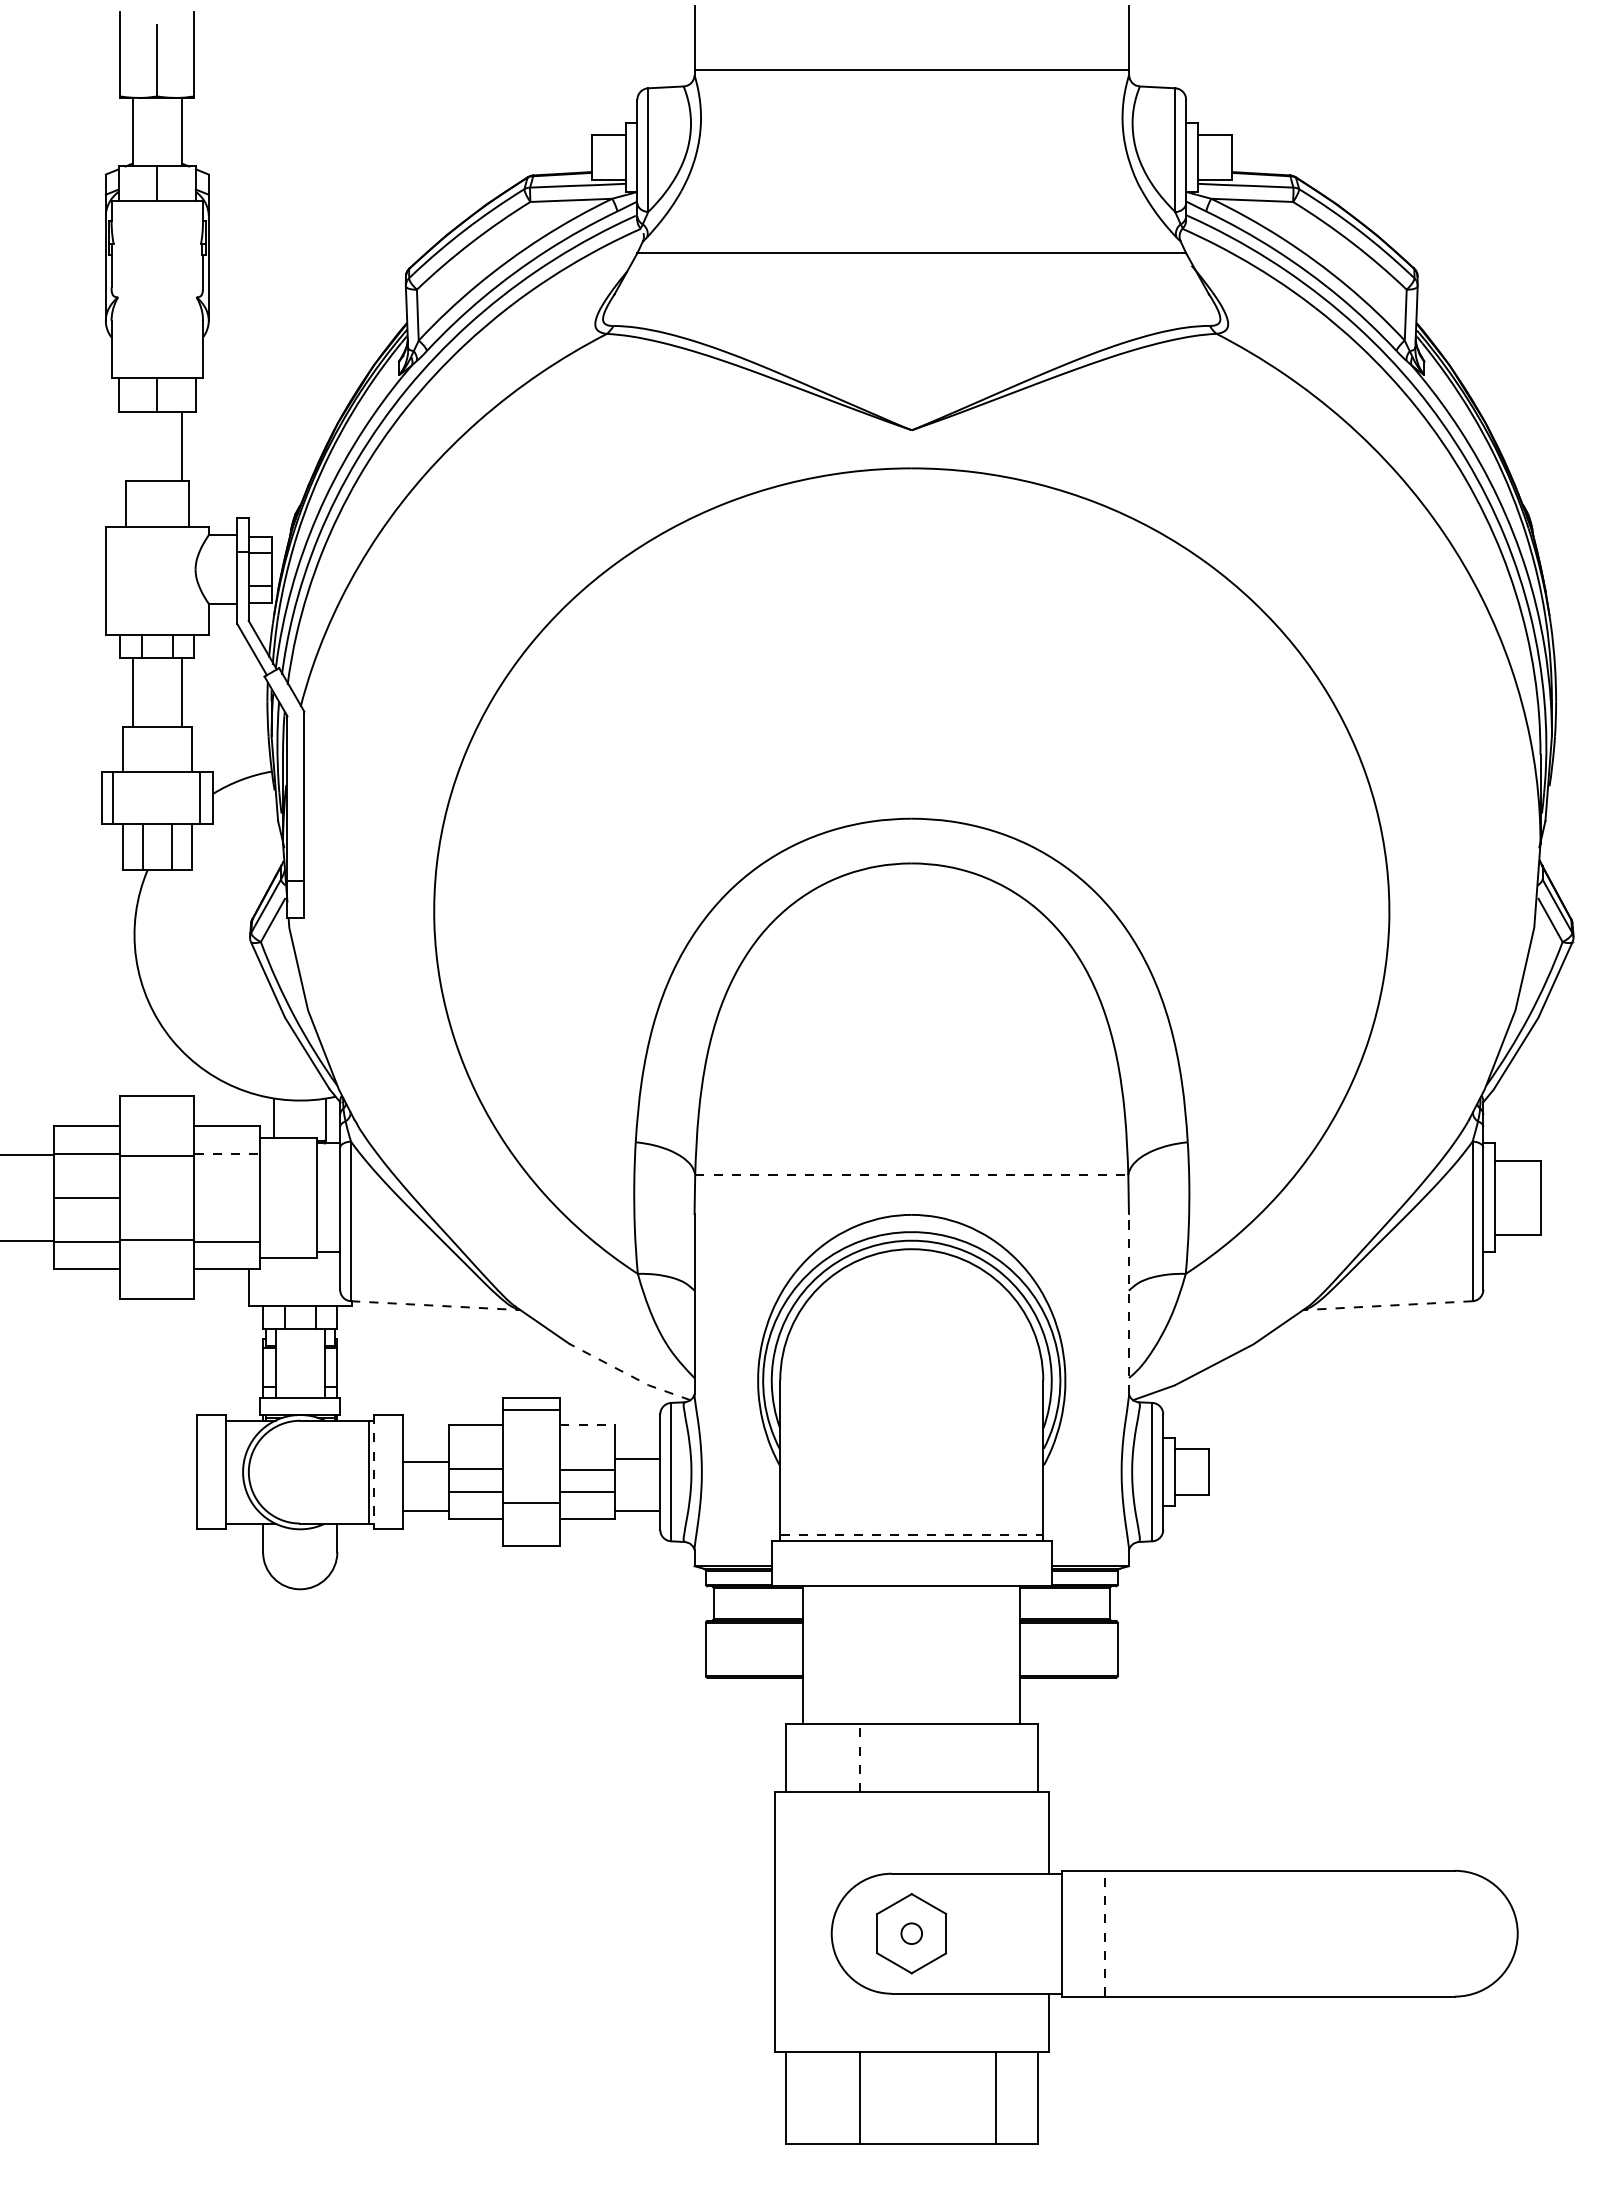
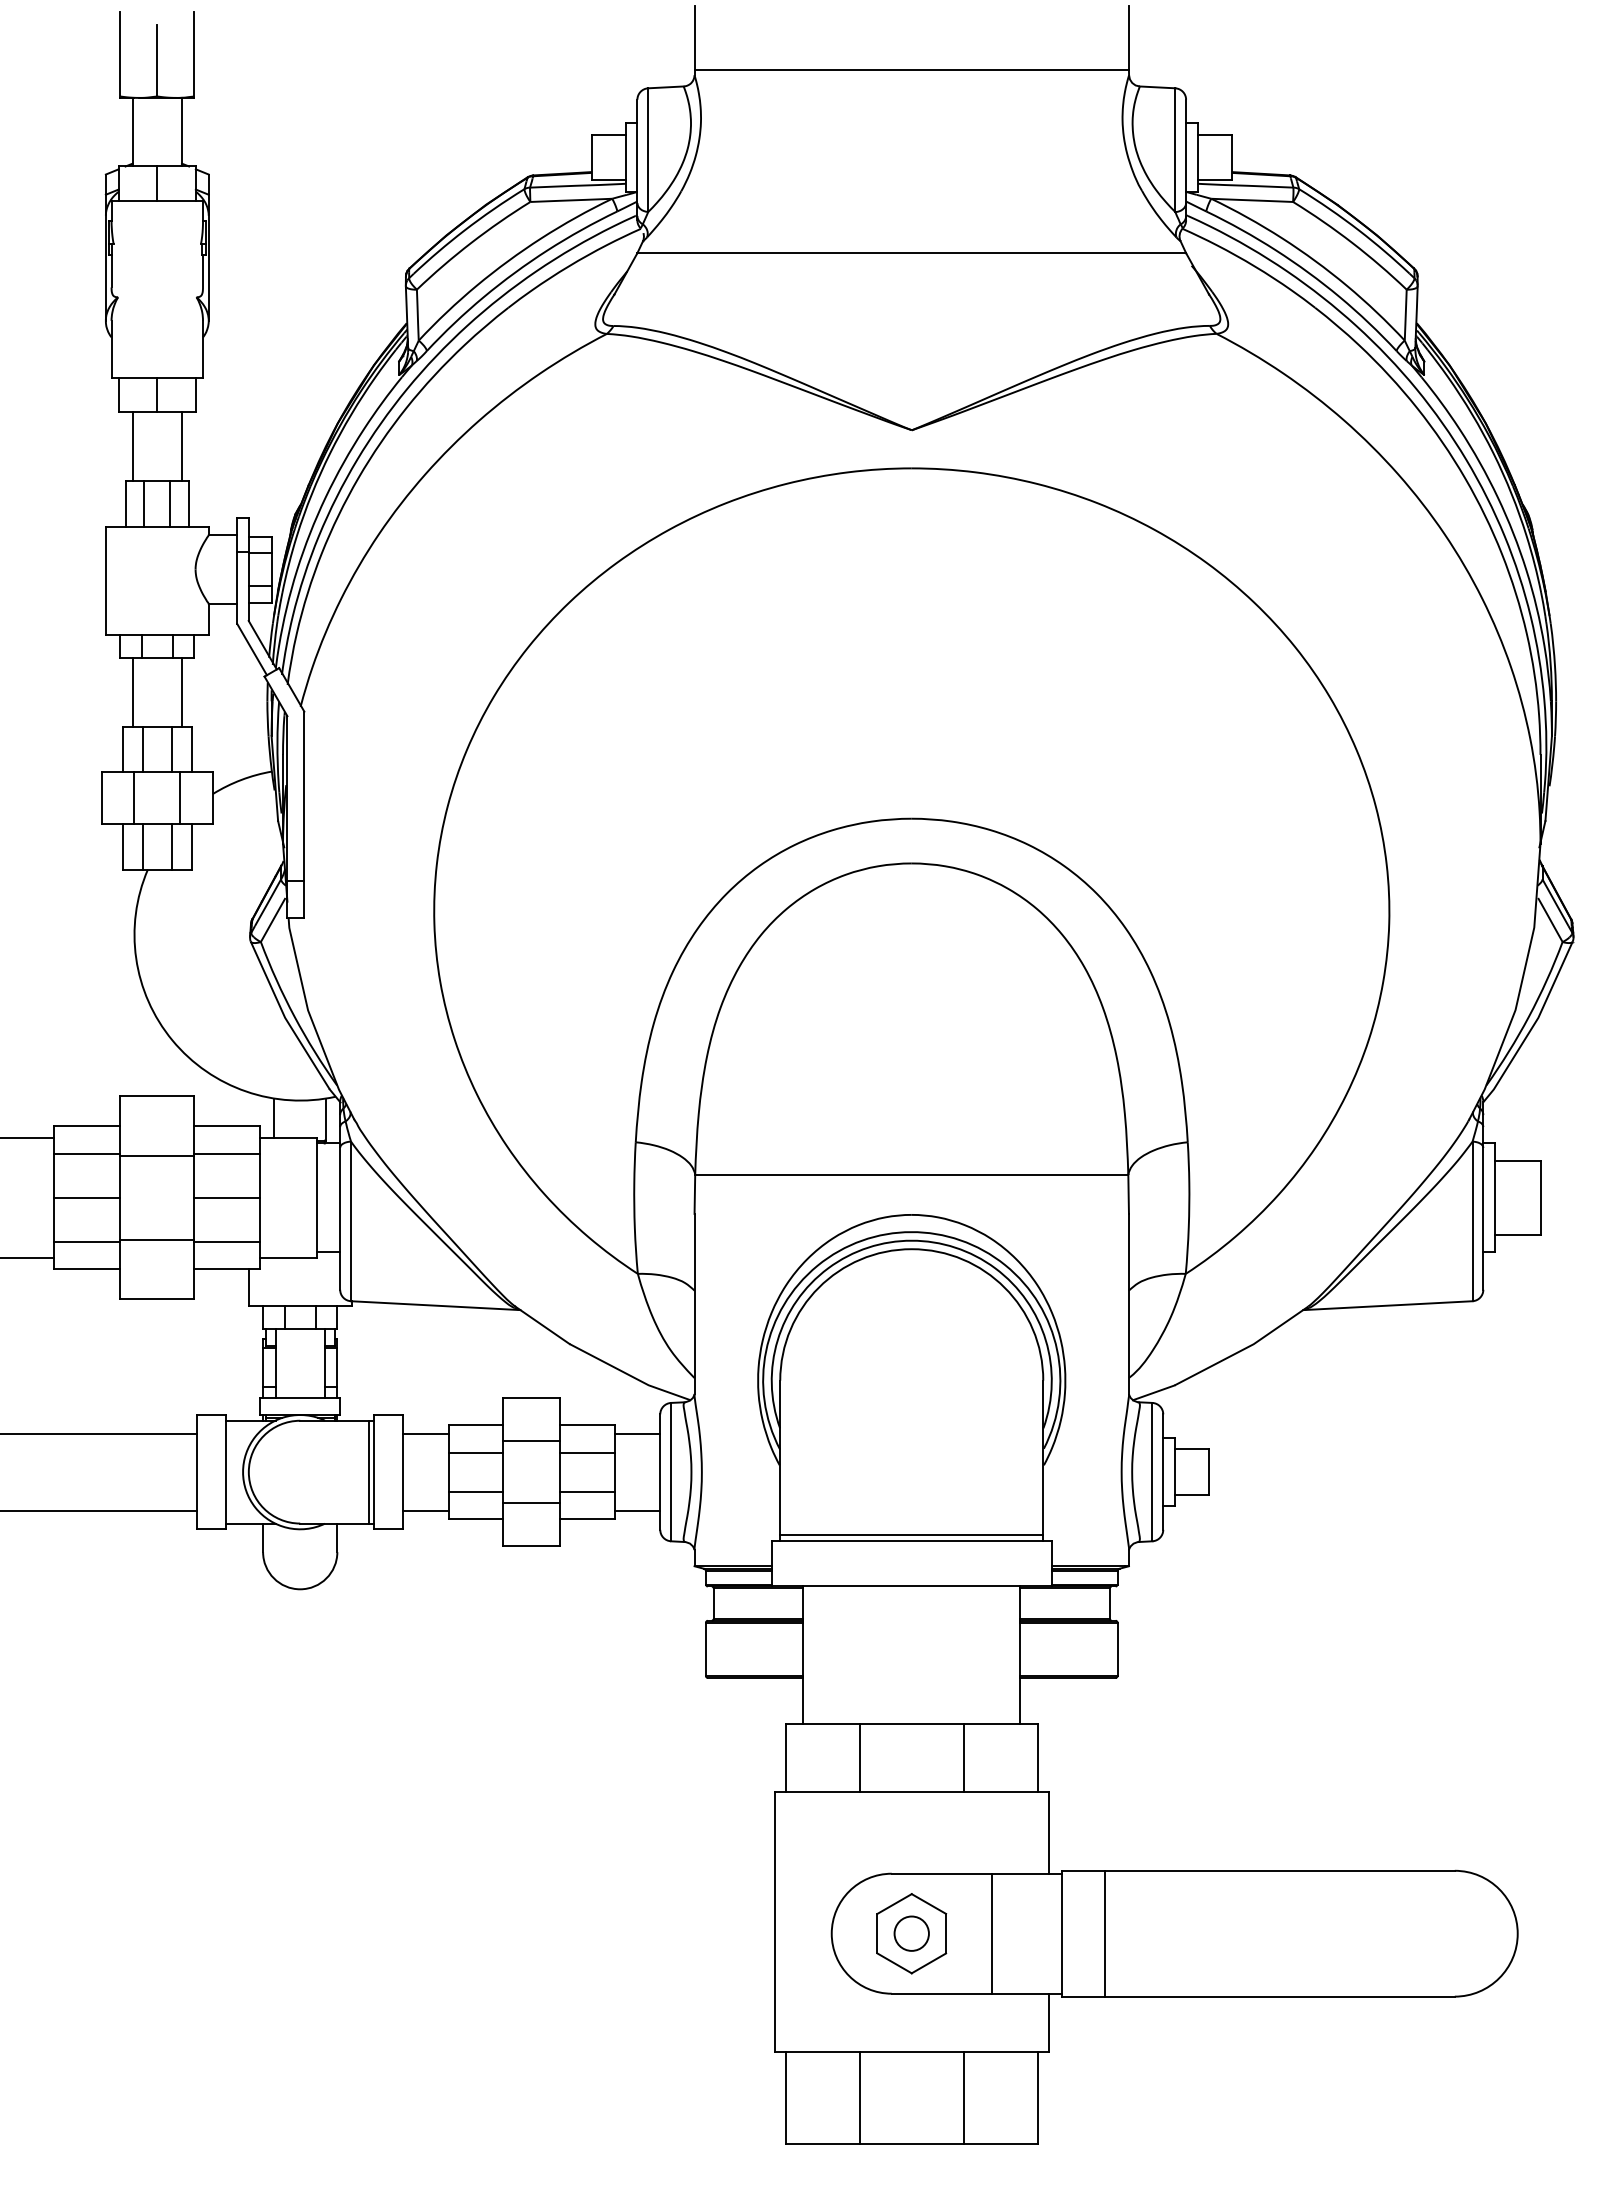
line: none -> present (132, 446)
line: none -> present (144, 503)
line: none -> present (170, 503)
line: none -> present (143, 749)
line: none -> present (171, 749)
line position: (113, 797) -> (134, 797) (134, 797)
line position: (200, 797) -> (180, 797) (180, 797)
line: dashed -> solid (227, 1153)
line position: (28, 1154) -> (28, 1137) (28, 1137)
line: dashed -> solid (911, 1174)
line: none -> present (227, 1197)
line position: (28, 1240) -> (28, 1257) (28, 1257)
line: dashed -> solid (1128, 1303)
line: dashed -> solid (435, 1305)
line: dashed -> solid (1387, 1305)
line: dashed -> solid (629, 1375)
line position: (531, 1410) -> (531, 1441) (531, 1441)
line: dashed -> solid (587, 1424)
line: none -> present (99, 1433)
line position: (637, 1458) -> (637, 1433) (637, 1433)
line position: (425, 1461) -> (425, 1433) (425, 1433)
line position: (475, 1468) -> (475, 1452) (475, 1452)
line position: (587, 1469) -> (587, 1452) (587, 1452)
line: dashed -> solid (374, 1472)
line: none -> present (99, 1510)
line: dashed -> solid (912, 1534)
line: dashed -> solid (859, 1757)
line: none -> present (963, 1757)
circle diameter: 21 px -> 34 px (911, 1933)
line: none -> present (991, 1933)
line: dashed -> solid (1105, 1933)
line position: (995, 2097) -> (963, 2097) (963, 2097)
